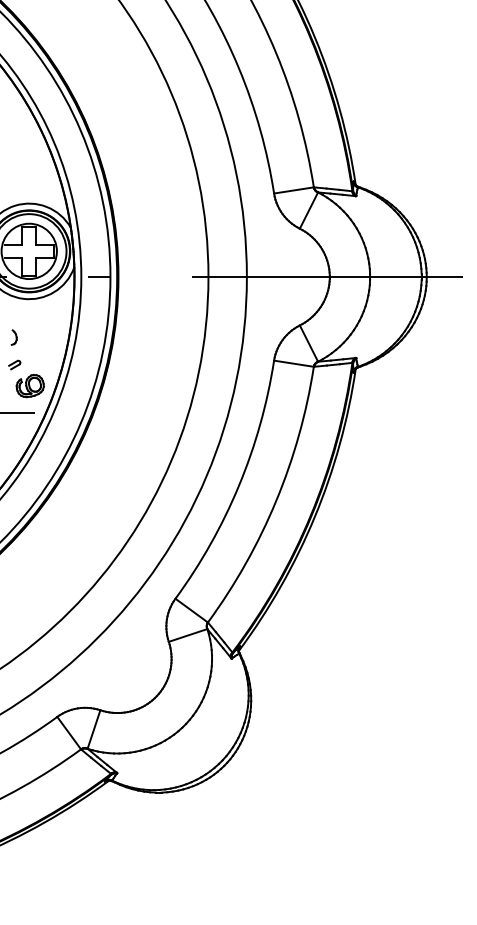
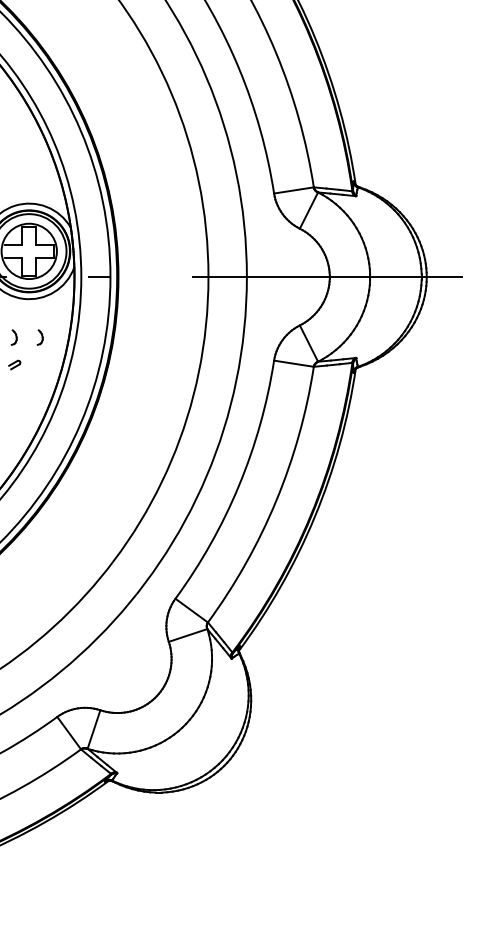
part: none -> present (39, 337)
part: present -> none (29, 385)
line: present -> none (18, 412)
